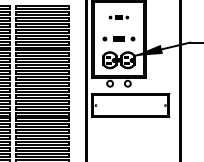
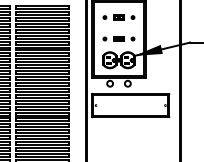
part size: 22x5 px -> 34x7 px (118, 17)
